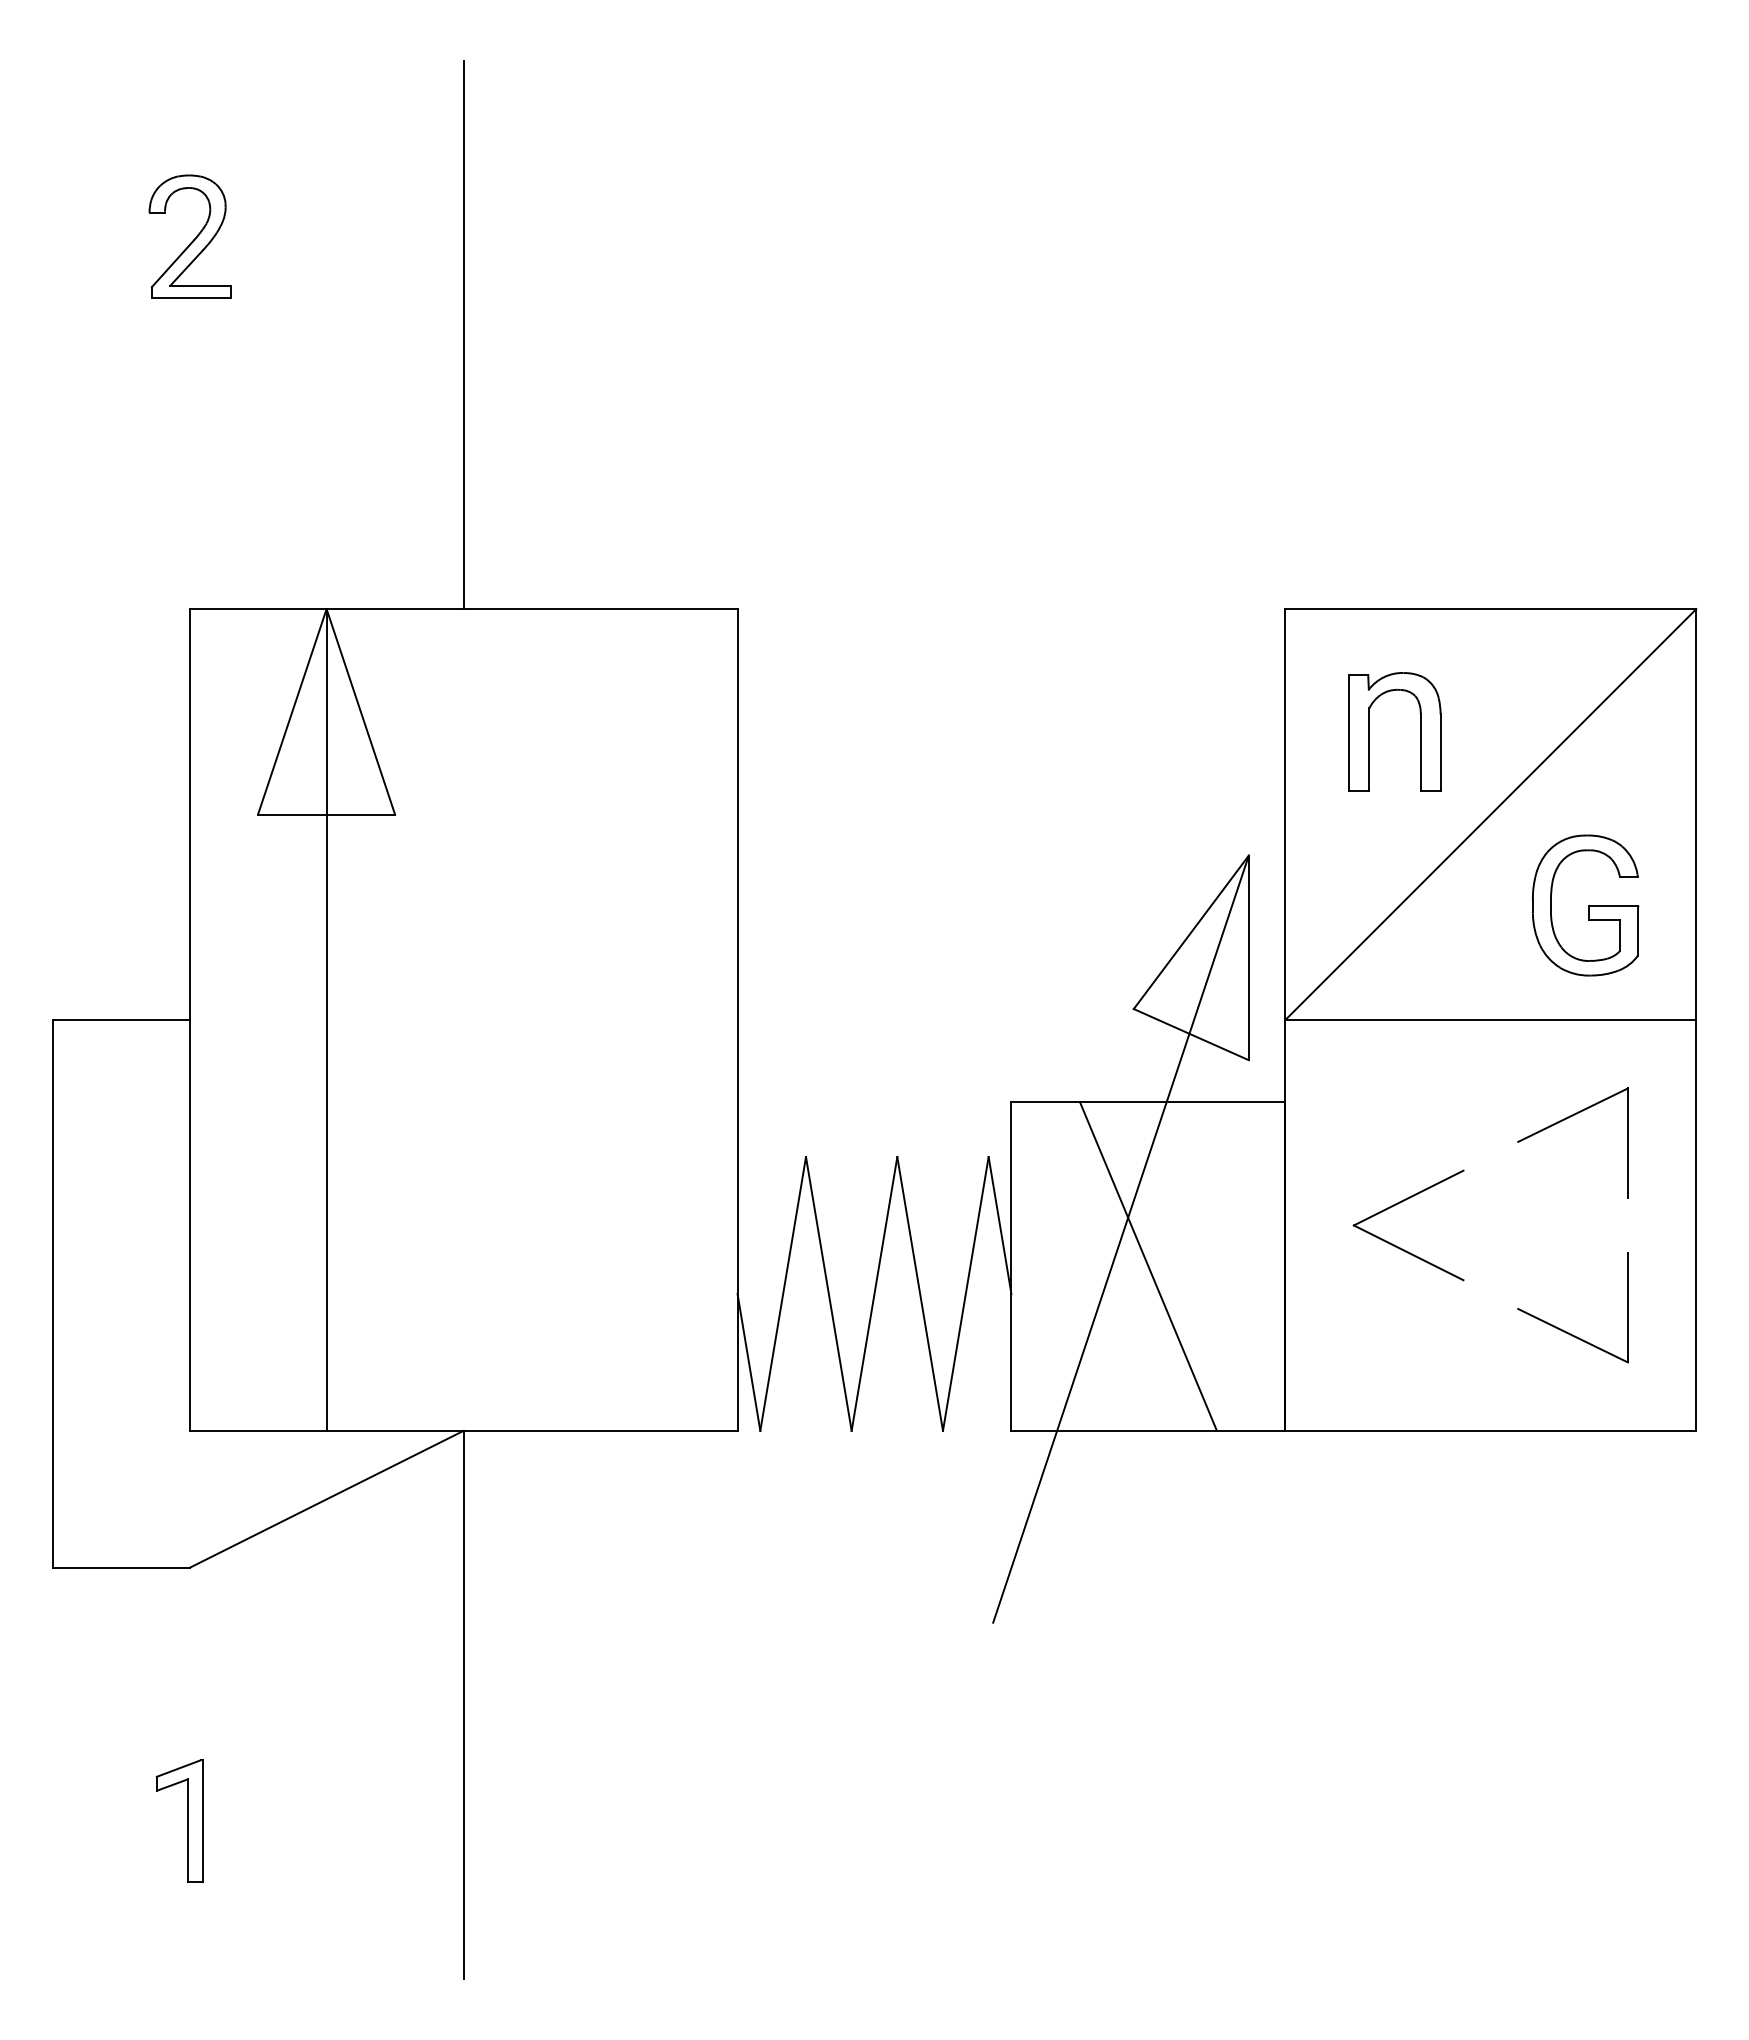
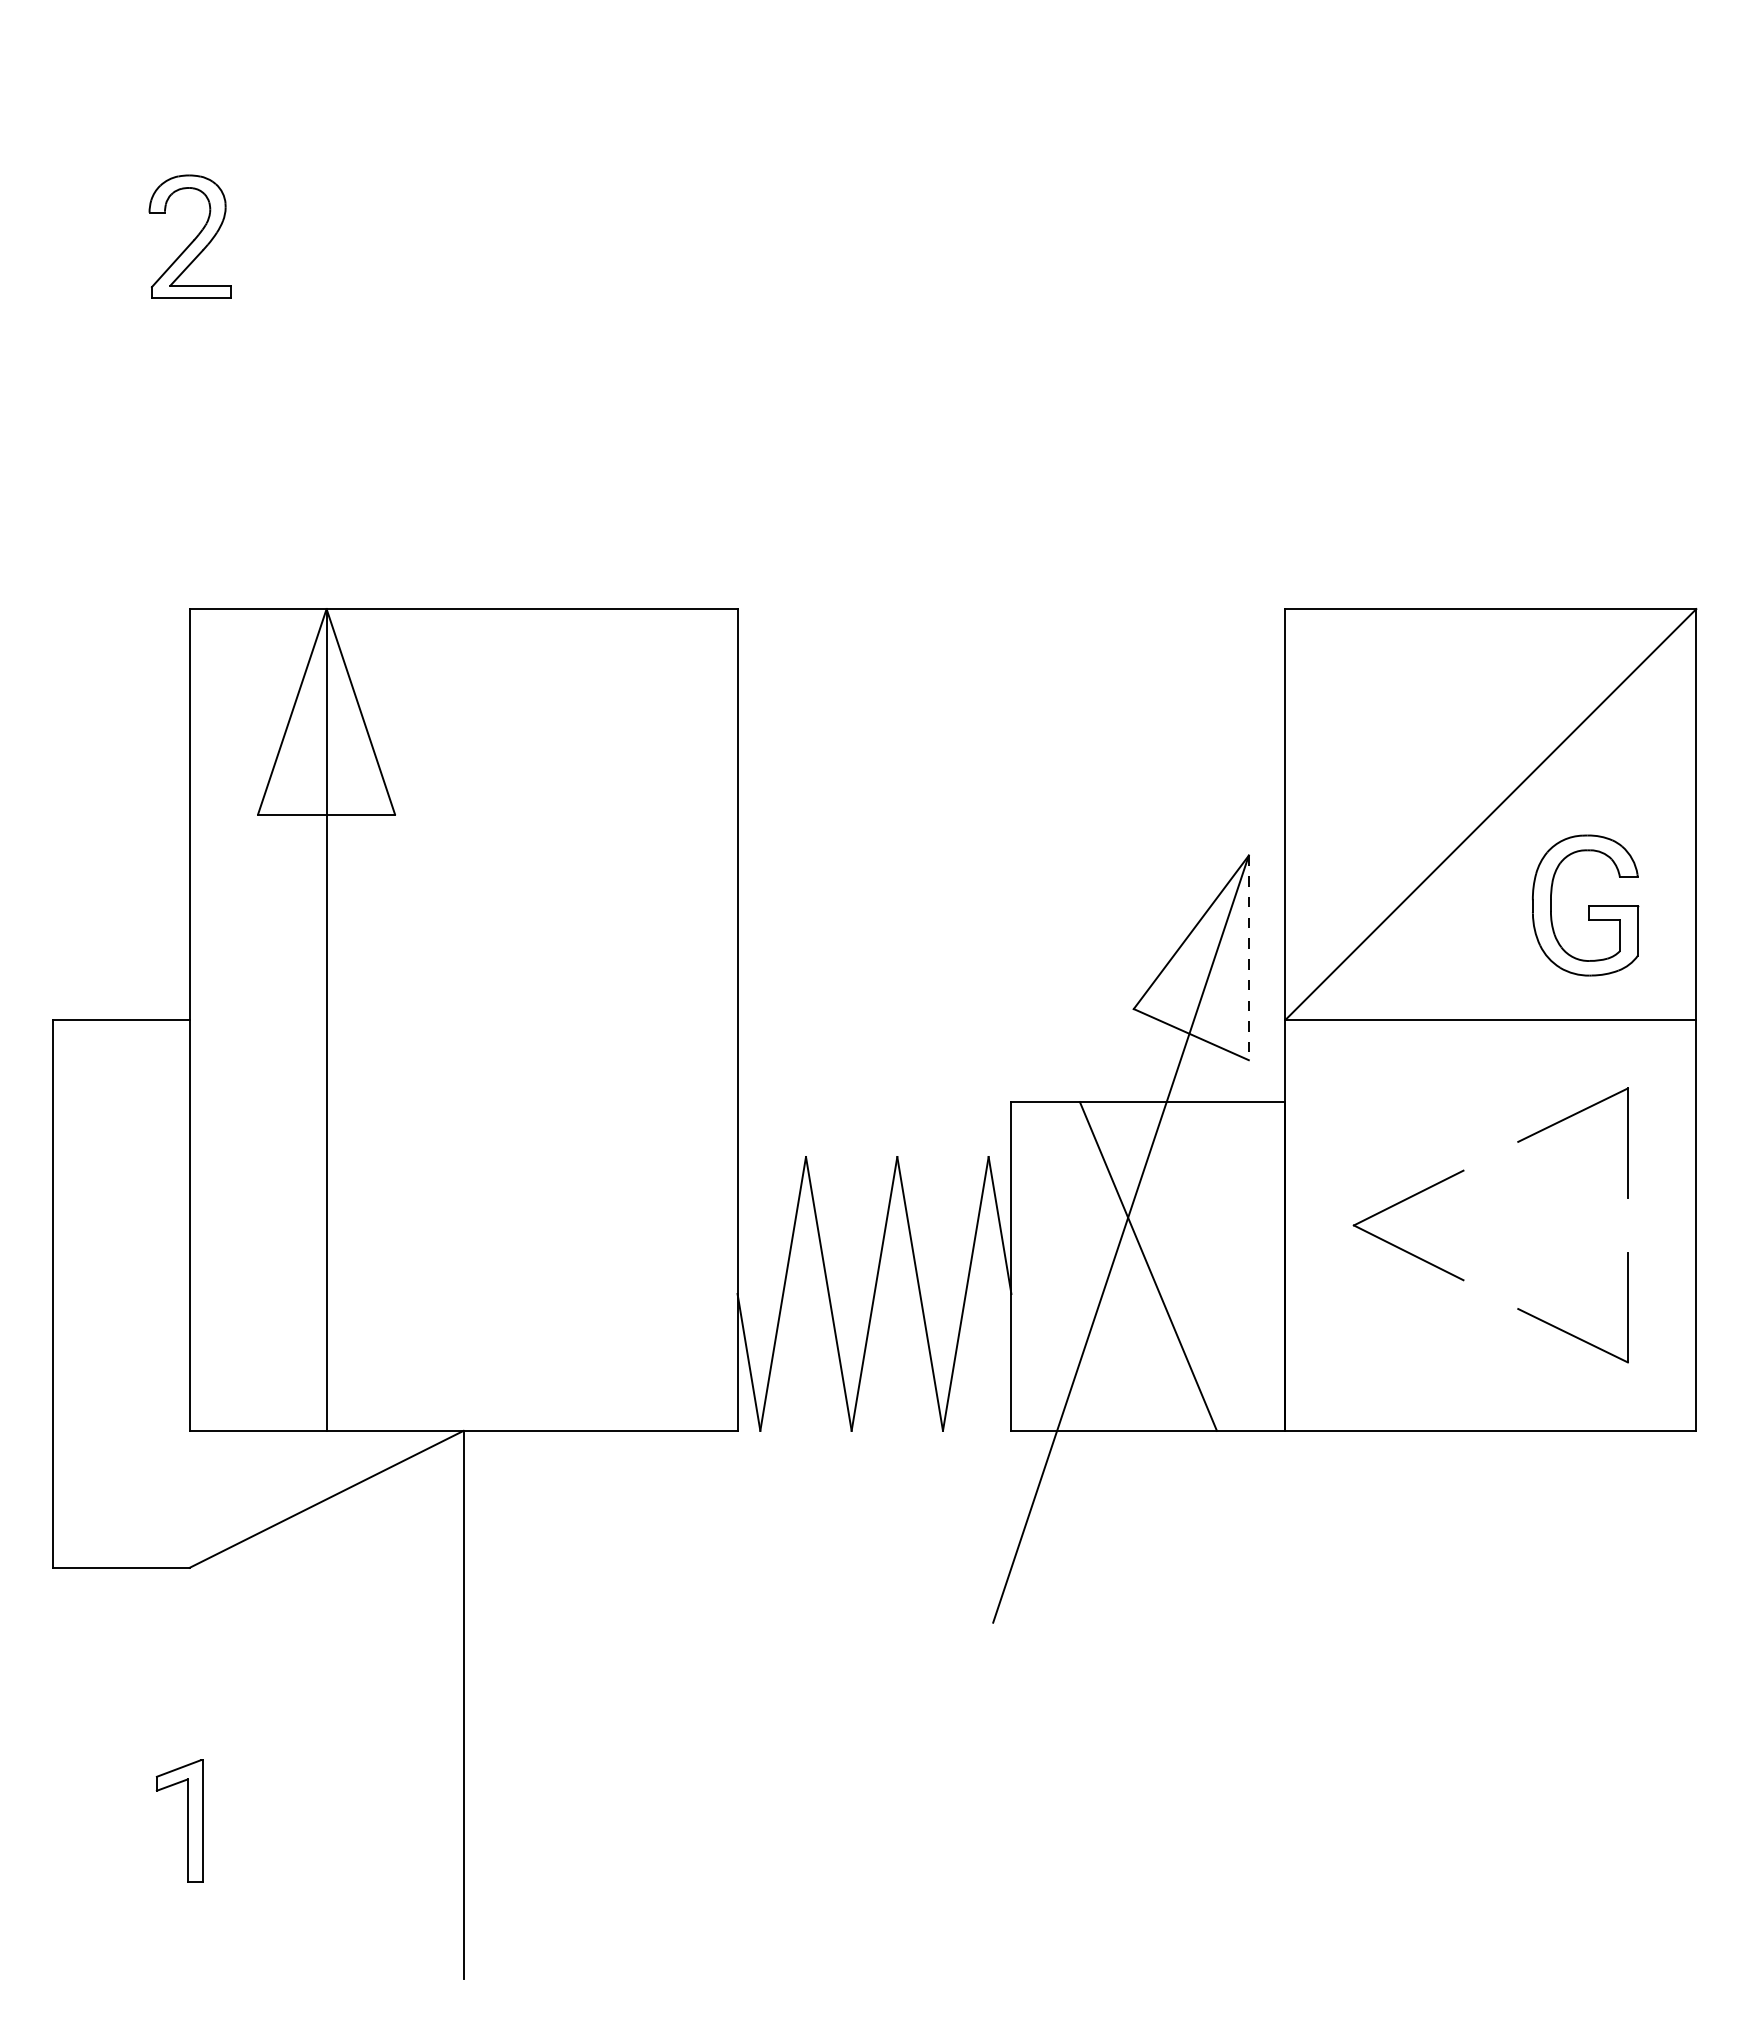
line: present -> none (463, 335)
part: present -> none (1369, 731)
line: solid -> dashed (1248, 958)
